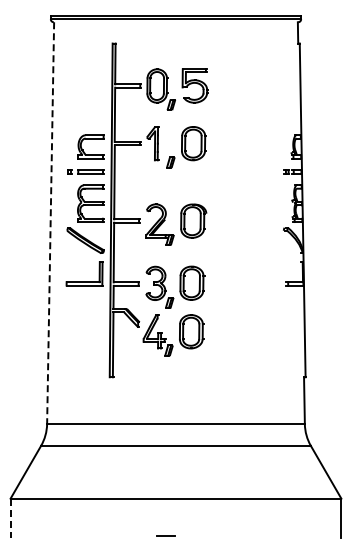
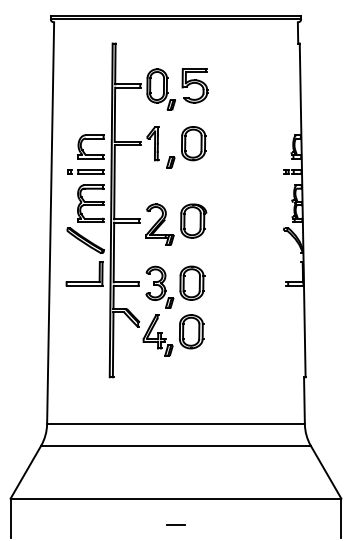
line: dashed -> solid (50, 223)
line: dashed -> solid (10, 518)
line position: (165, 535) -> (175, 524) (175, 524)
